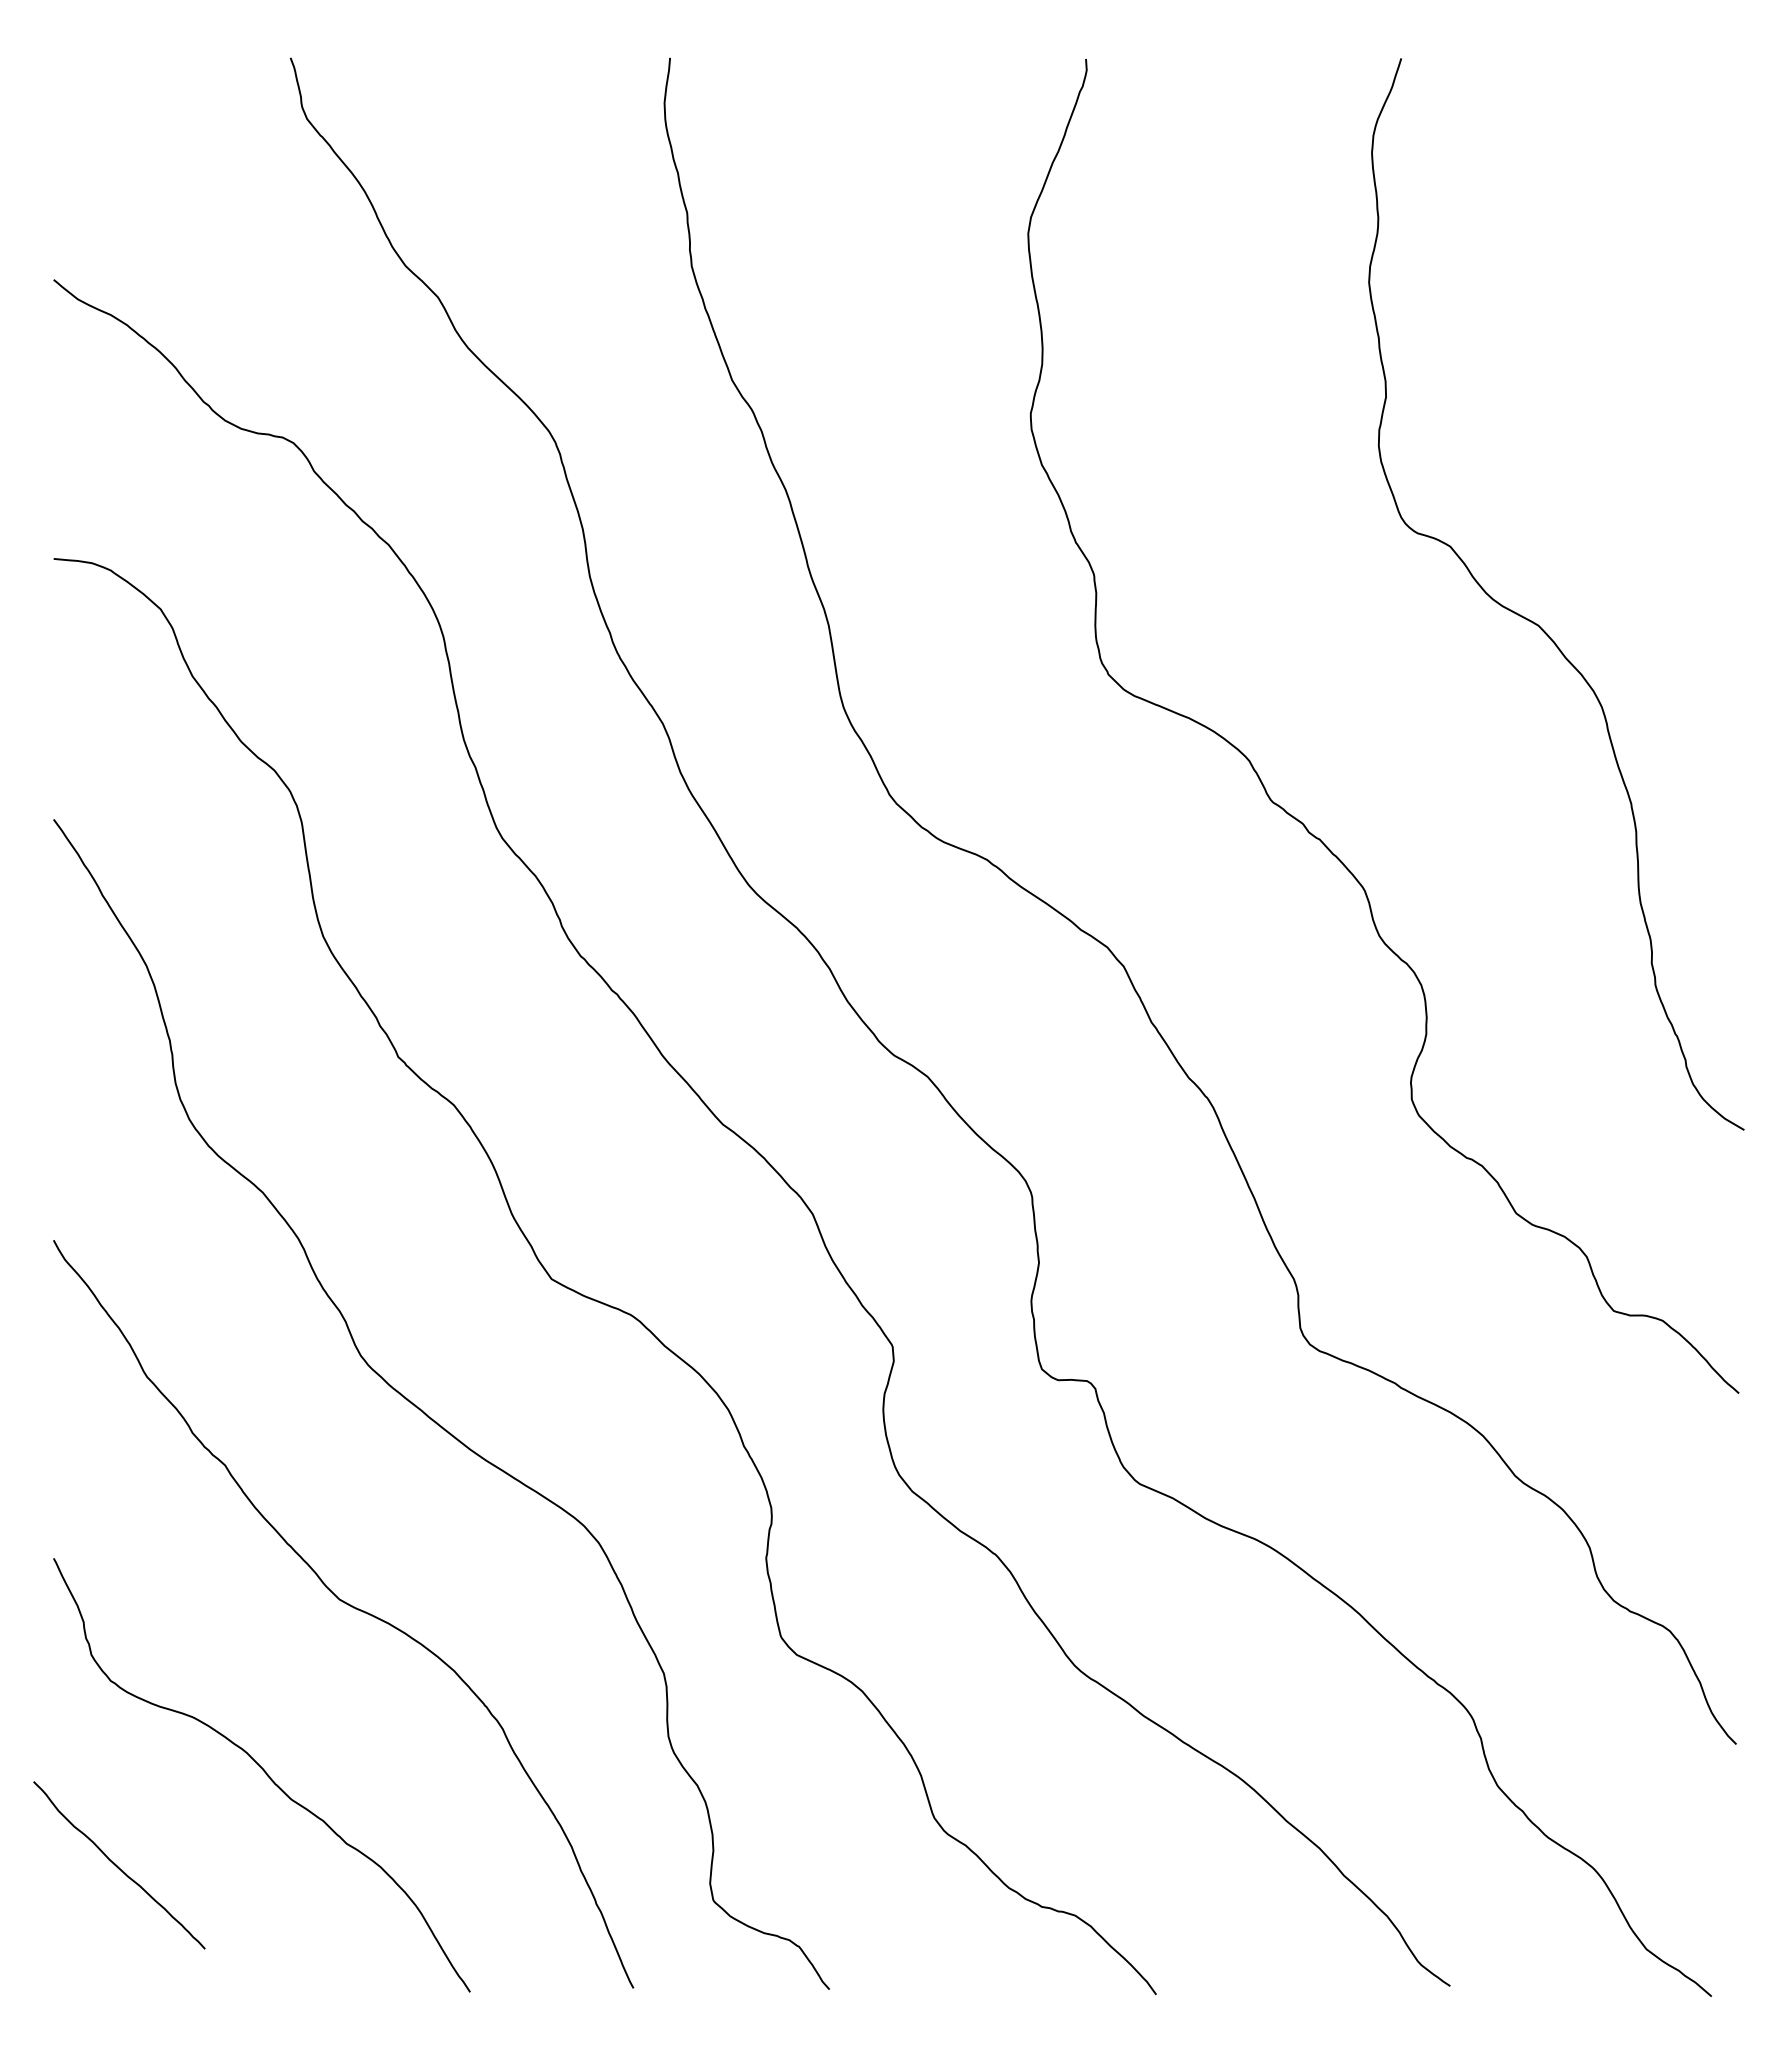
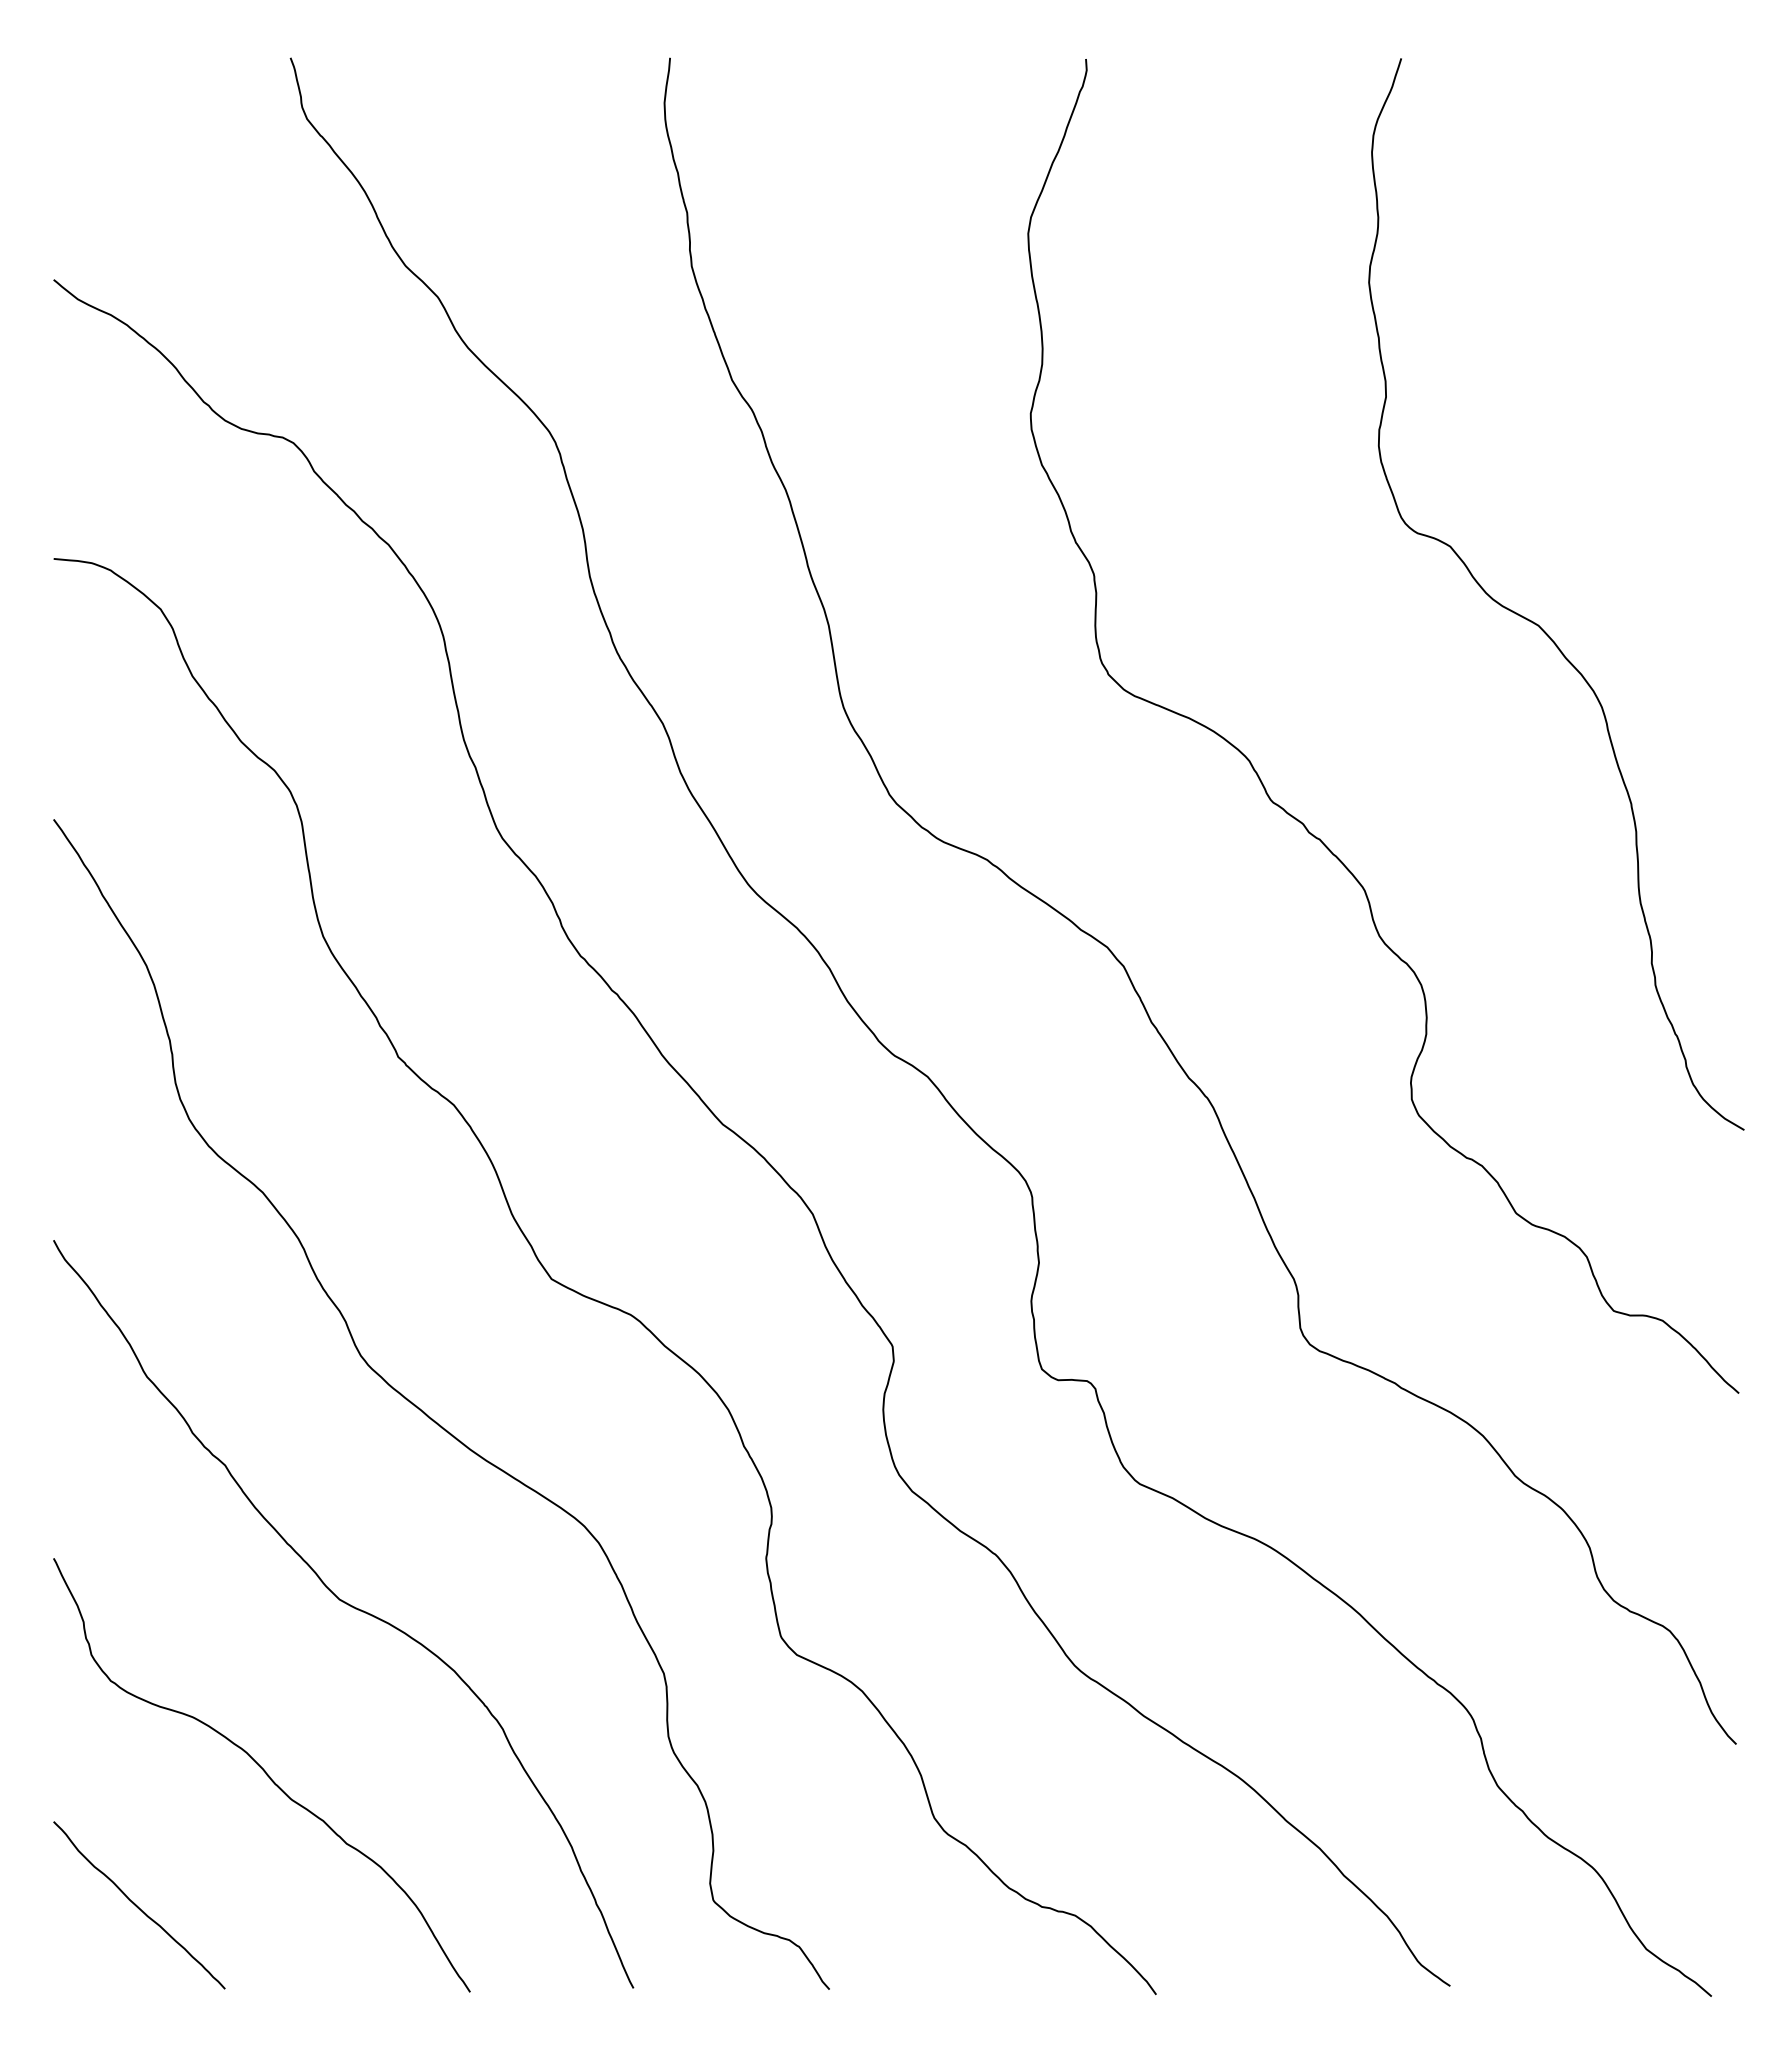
curve position: (118, 1866) -> (138, 1906) (138, 1906)
